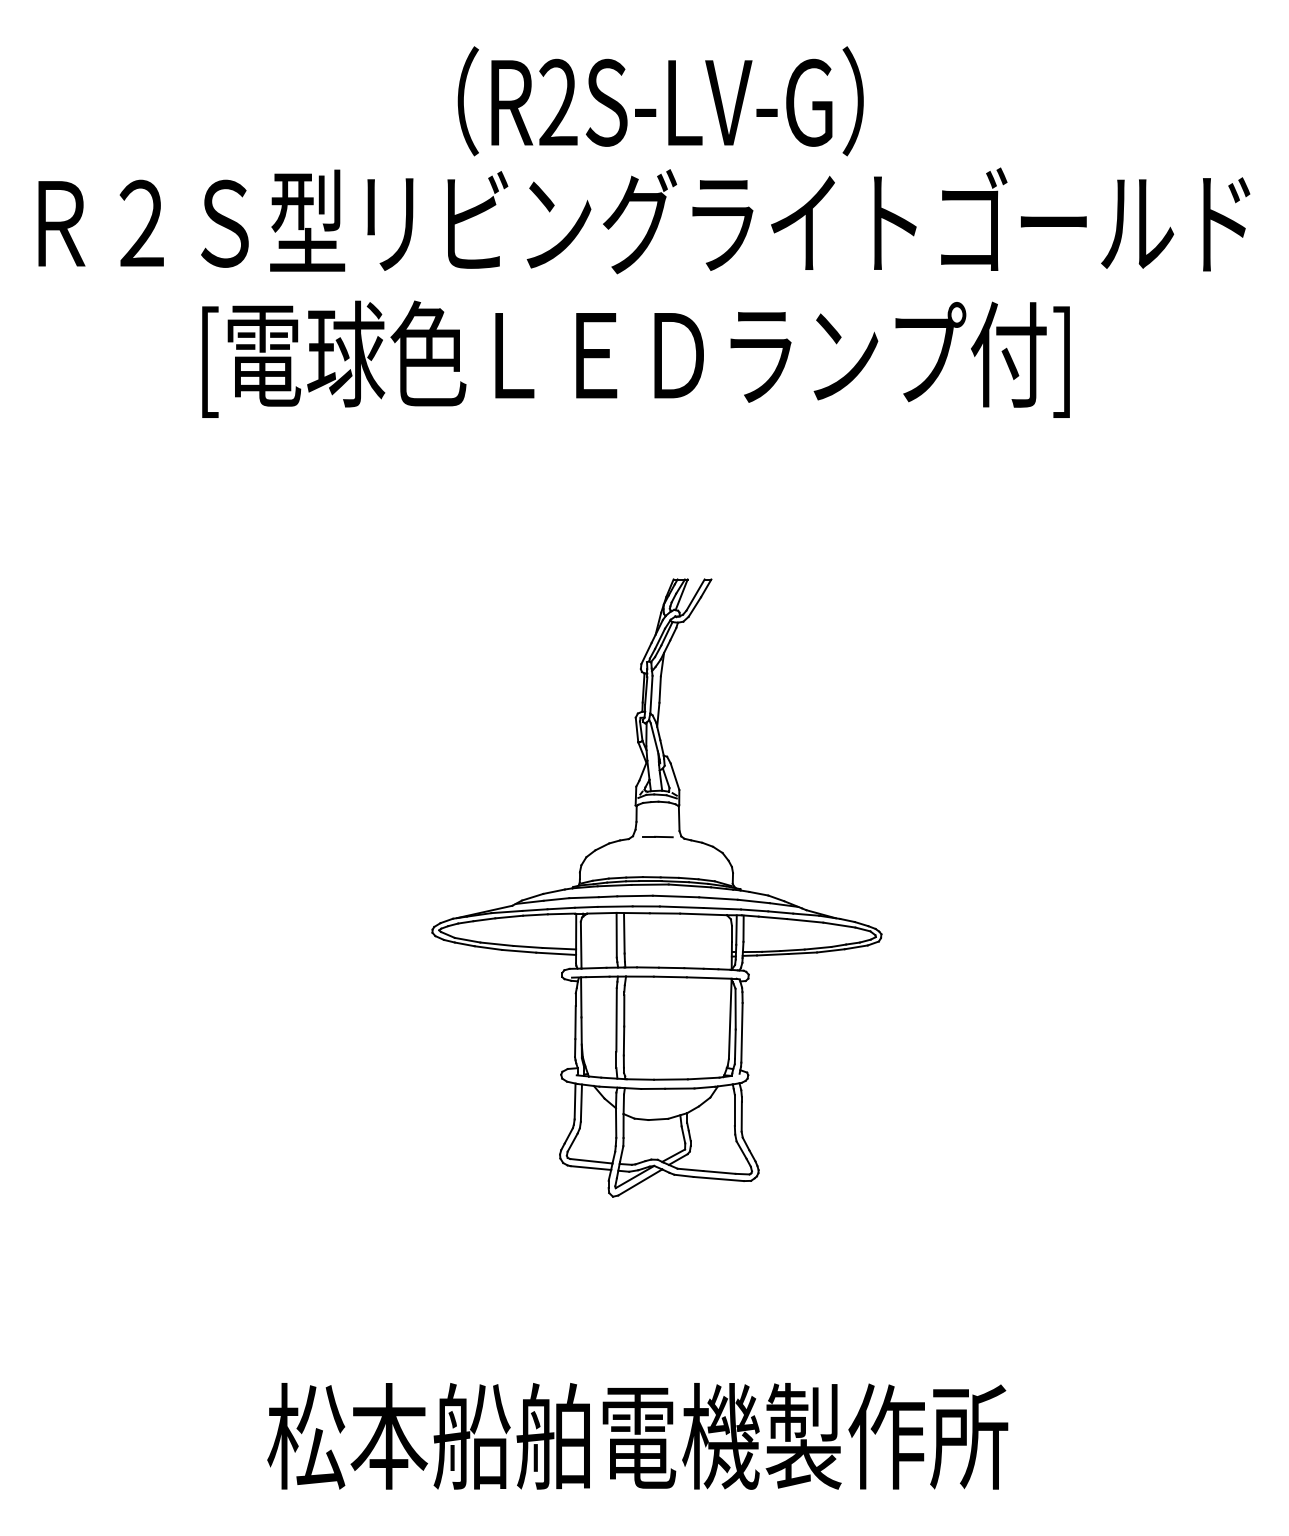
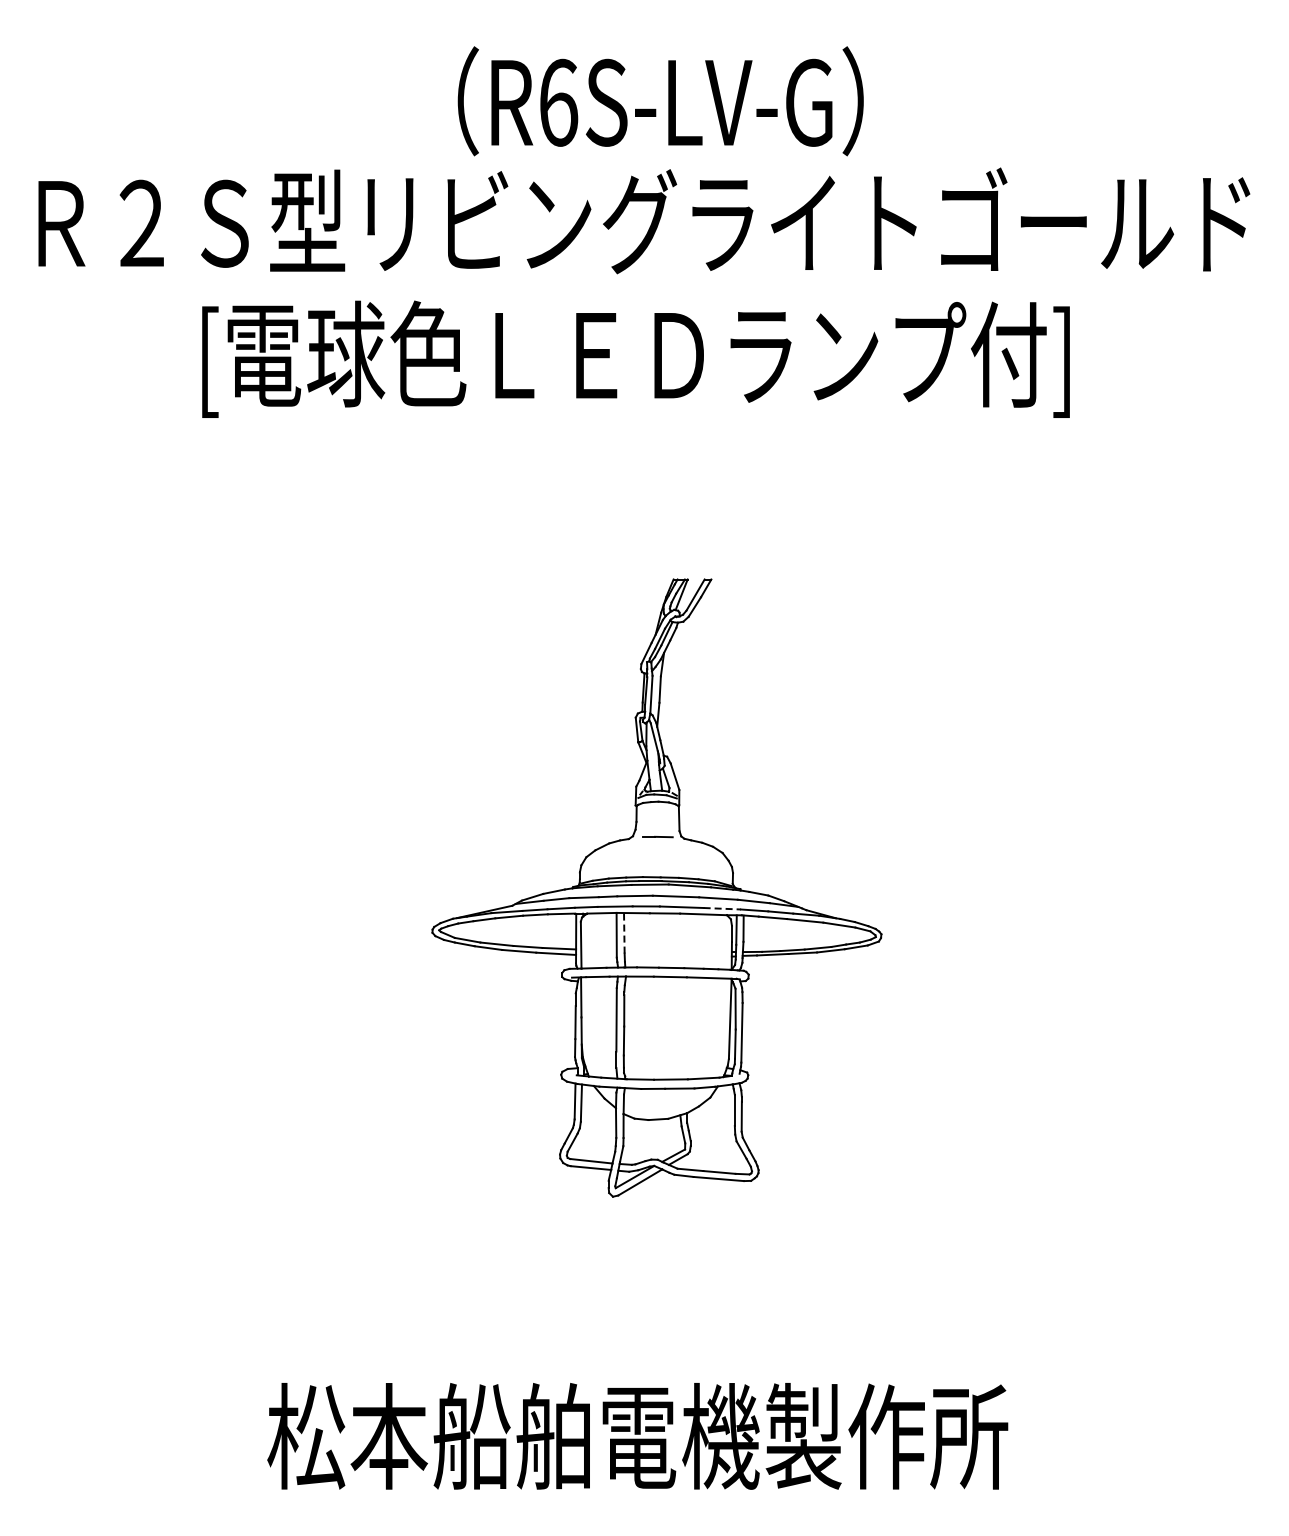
text: R2S-LV-G -> R6S-LV-G (558, 102)
line: solid -> dashed (722, 908)
line: solid -> dashed (624, 933)
